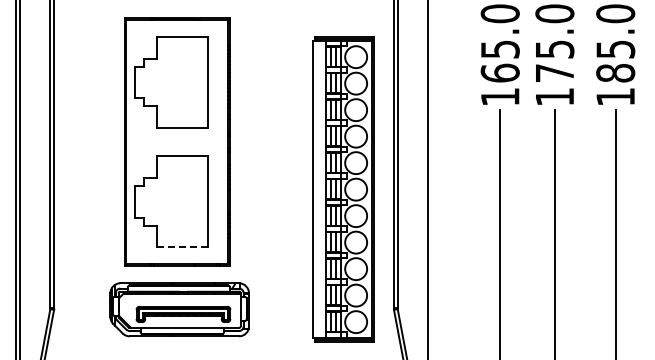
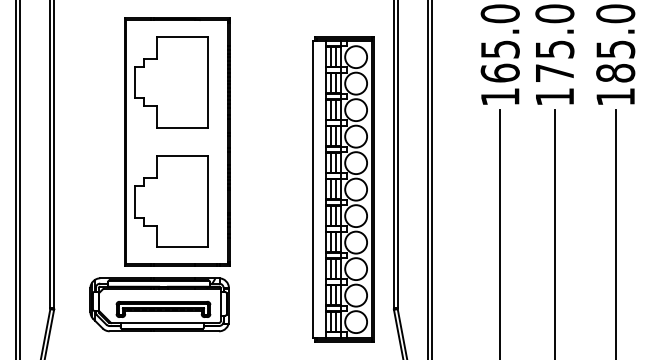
line: none -> present (432, 179)
line: dashed -> solid (182, 247)
part position: (179, 309) -> (159, 304) (159, 304)
